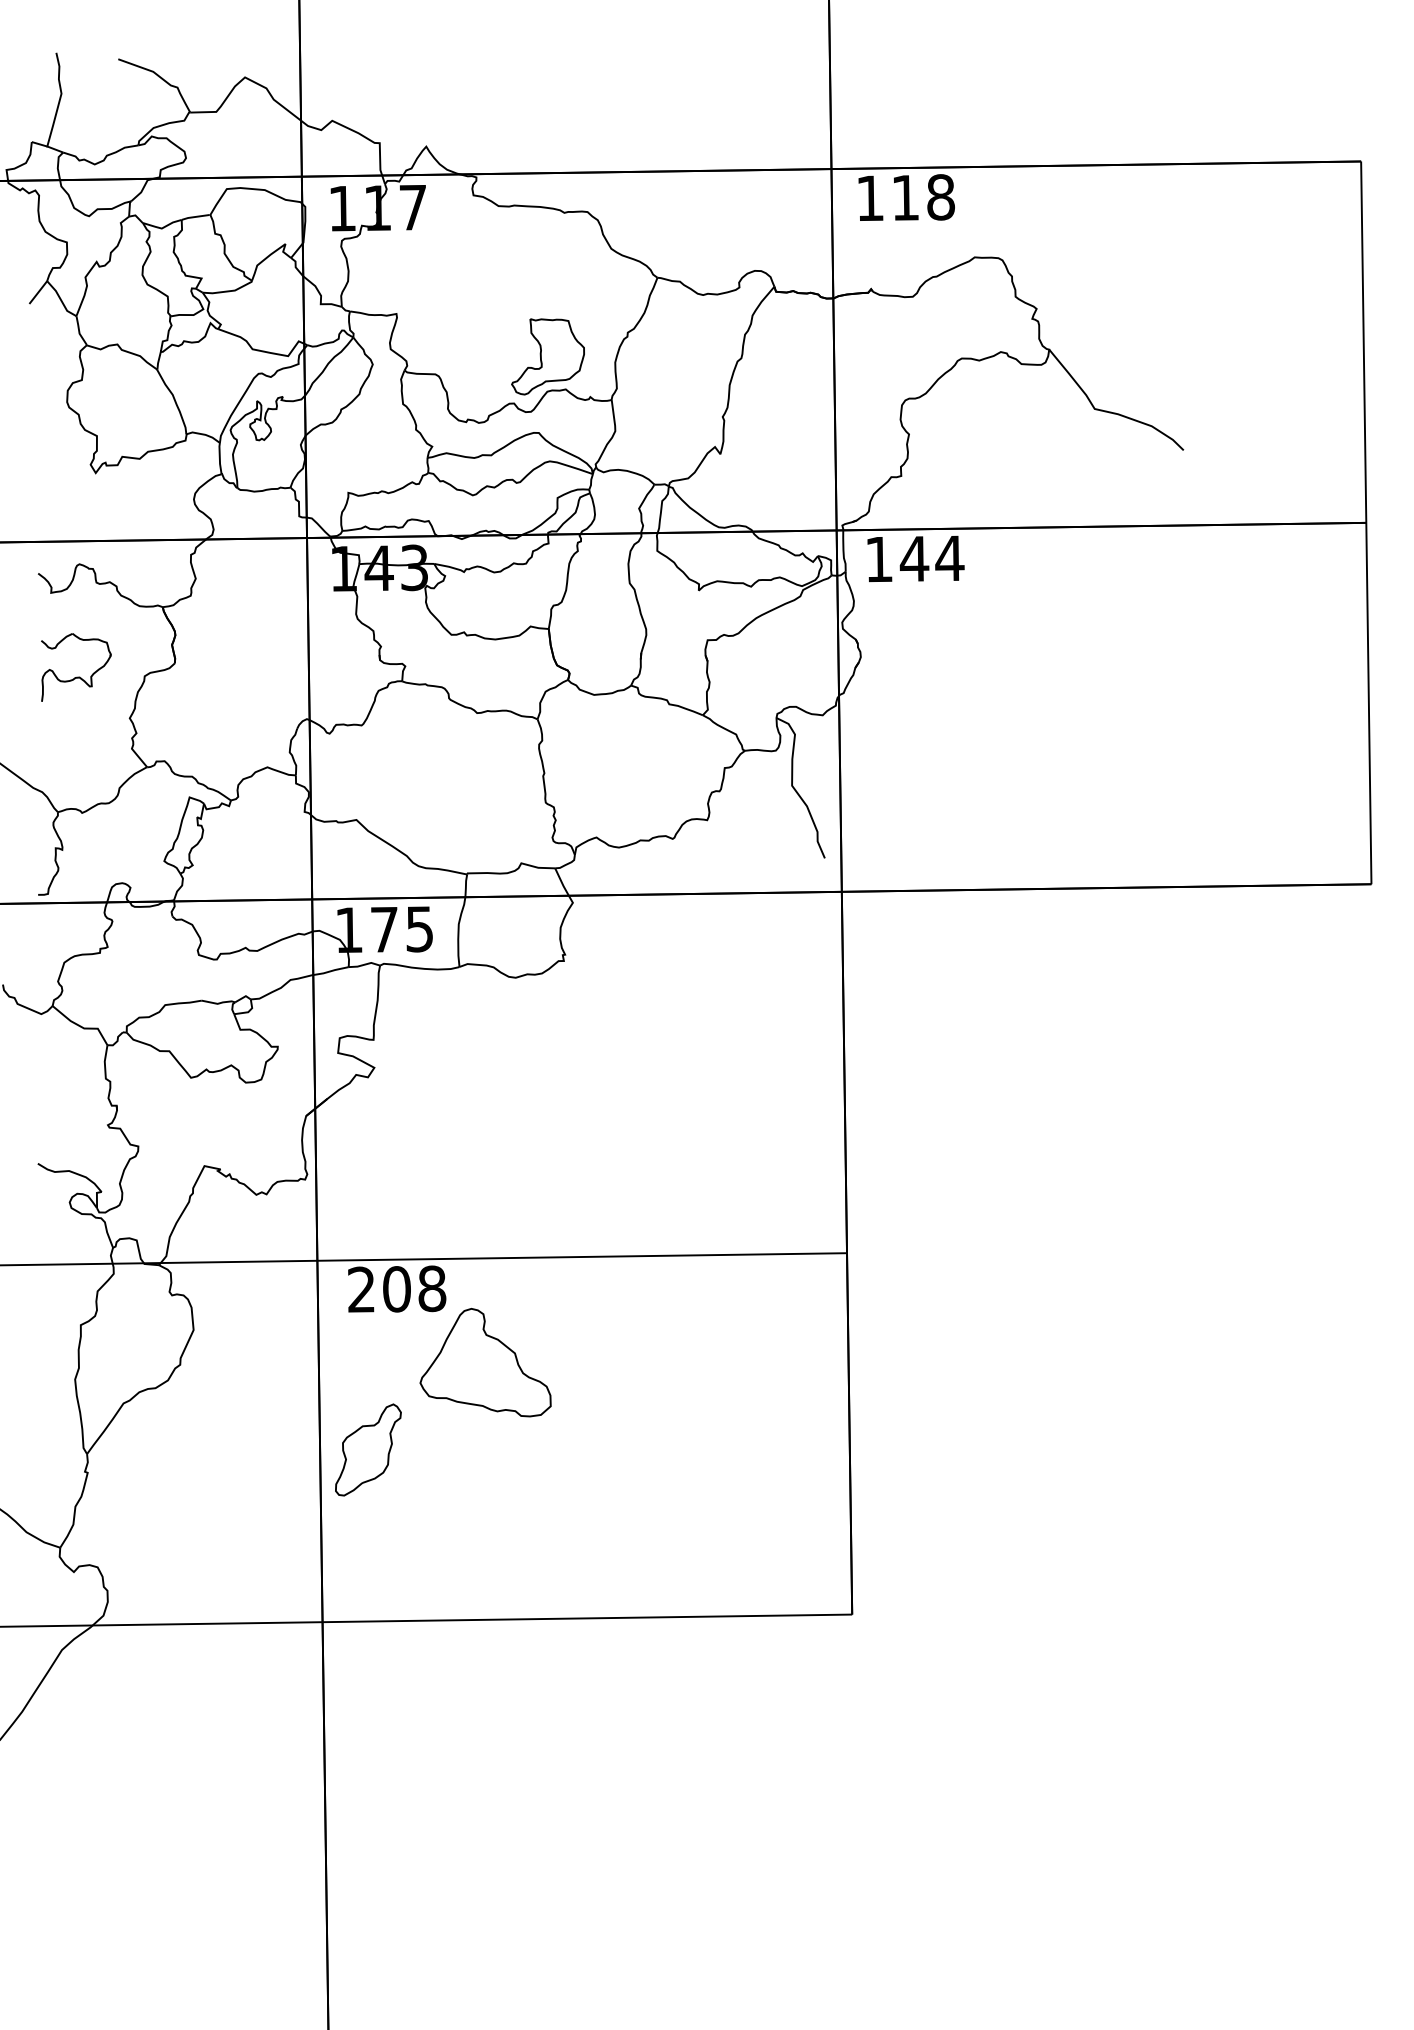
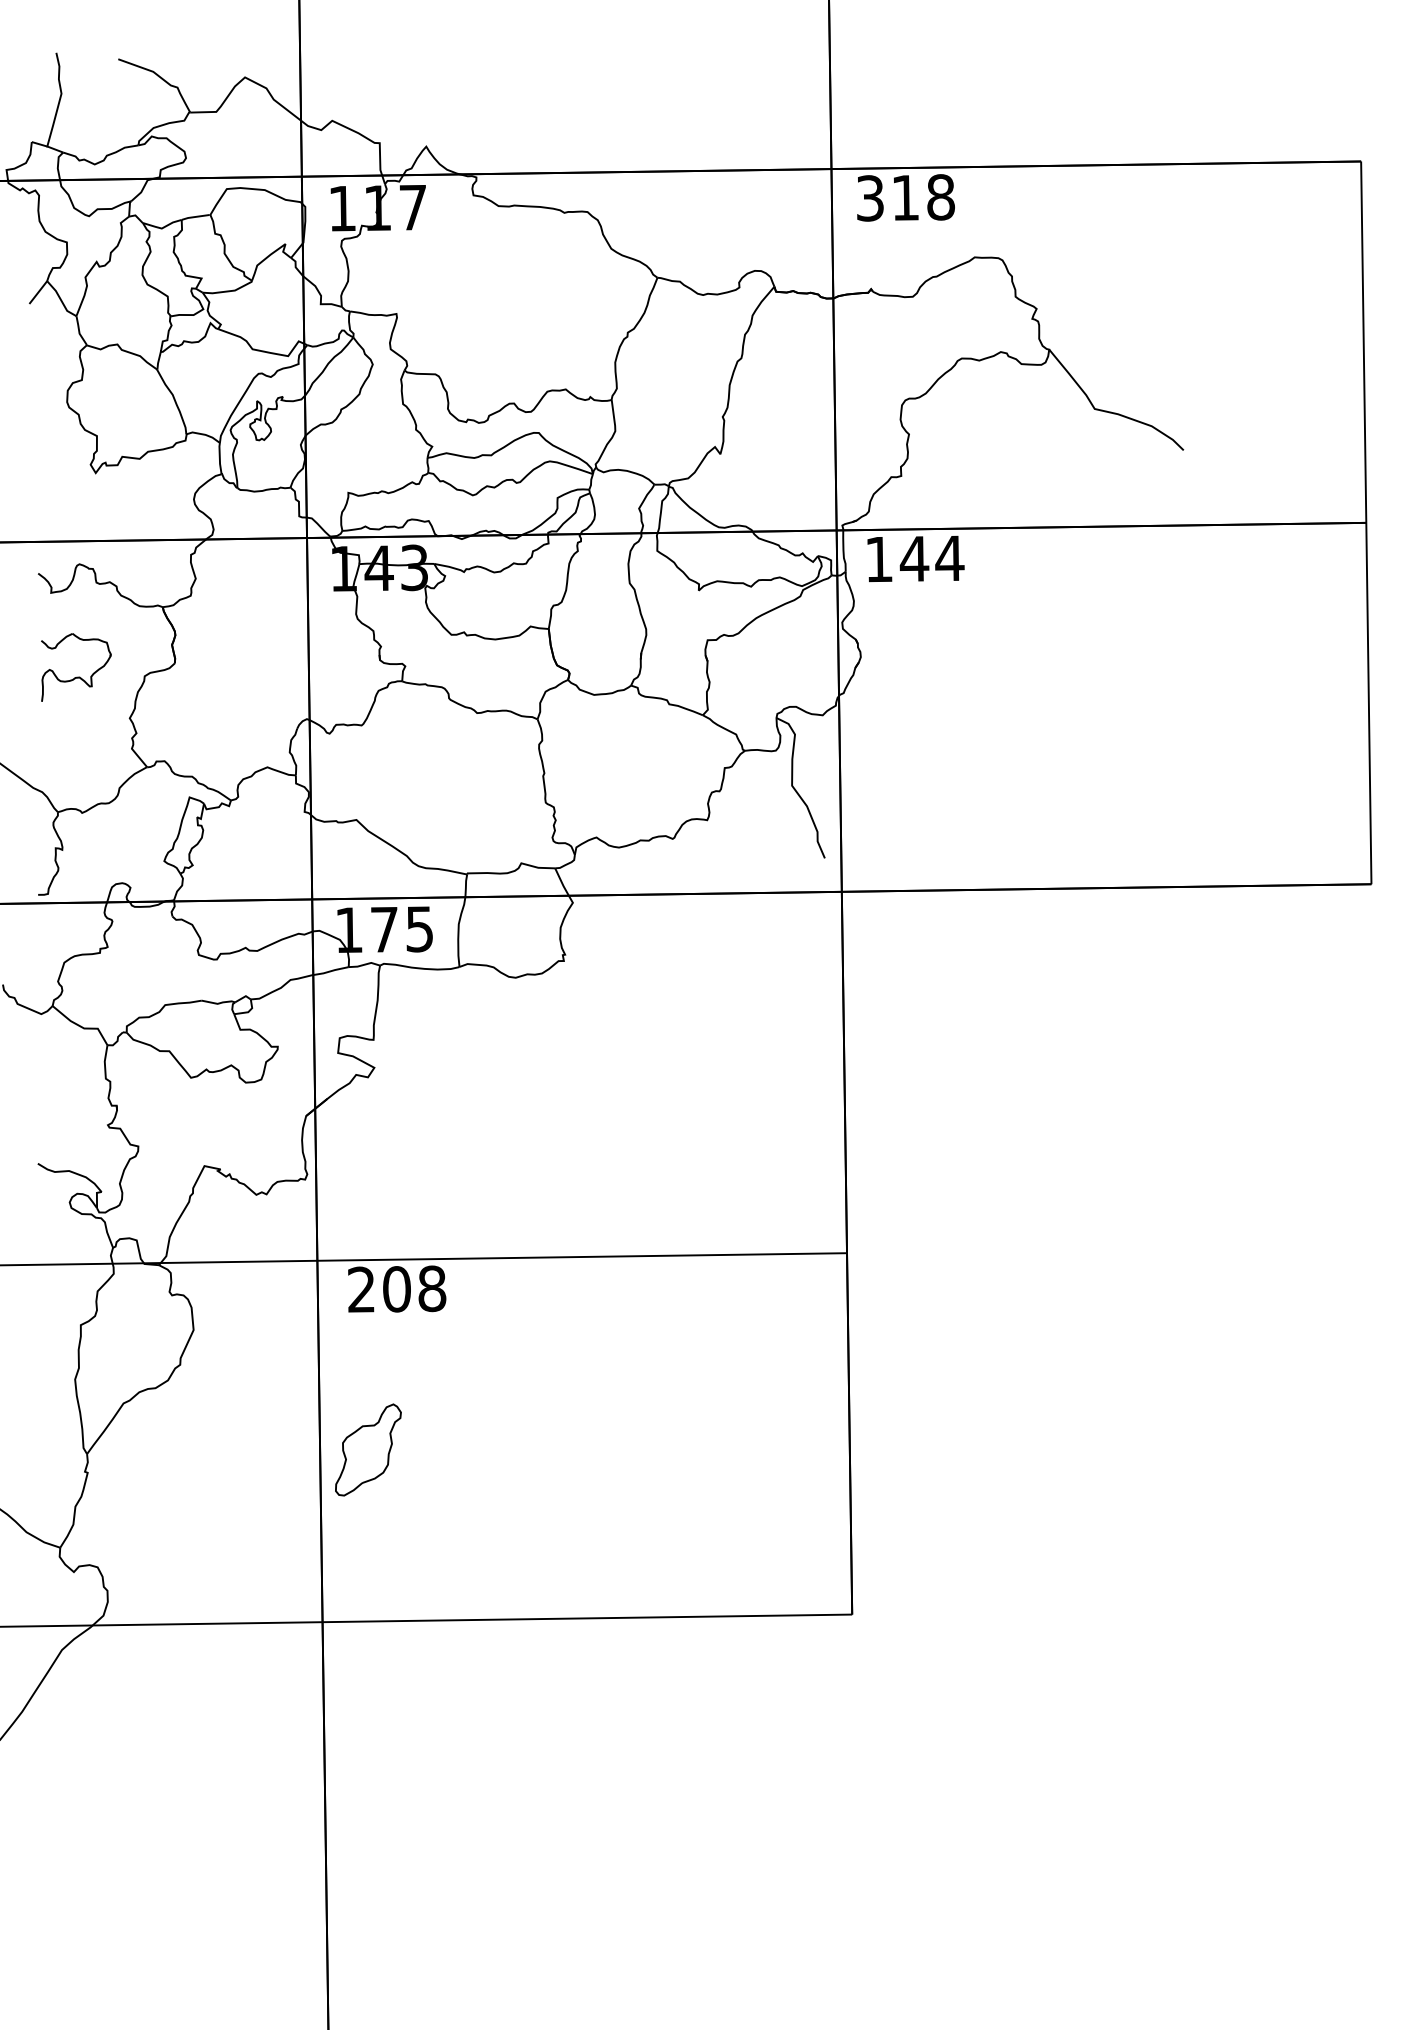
text: 118 -> 318 (870, 198)
part: present -> none (547, 356)
part: present -> none (485, 1362)
